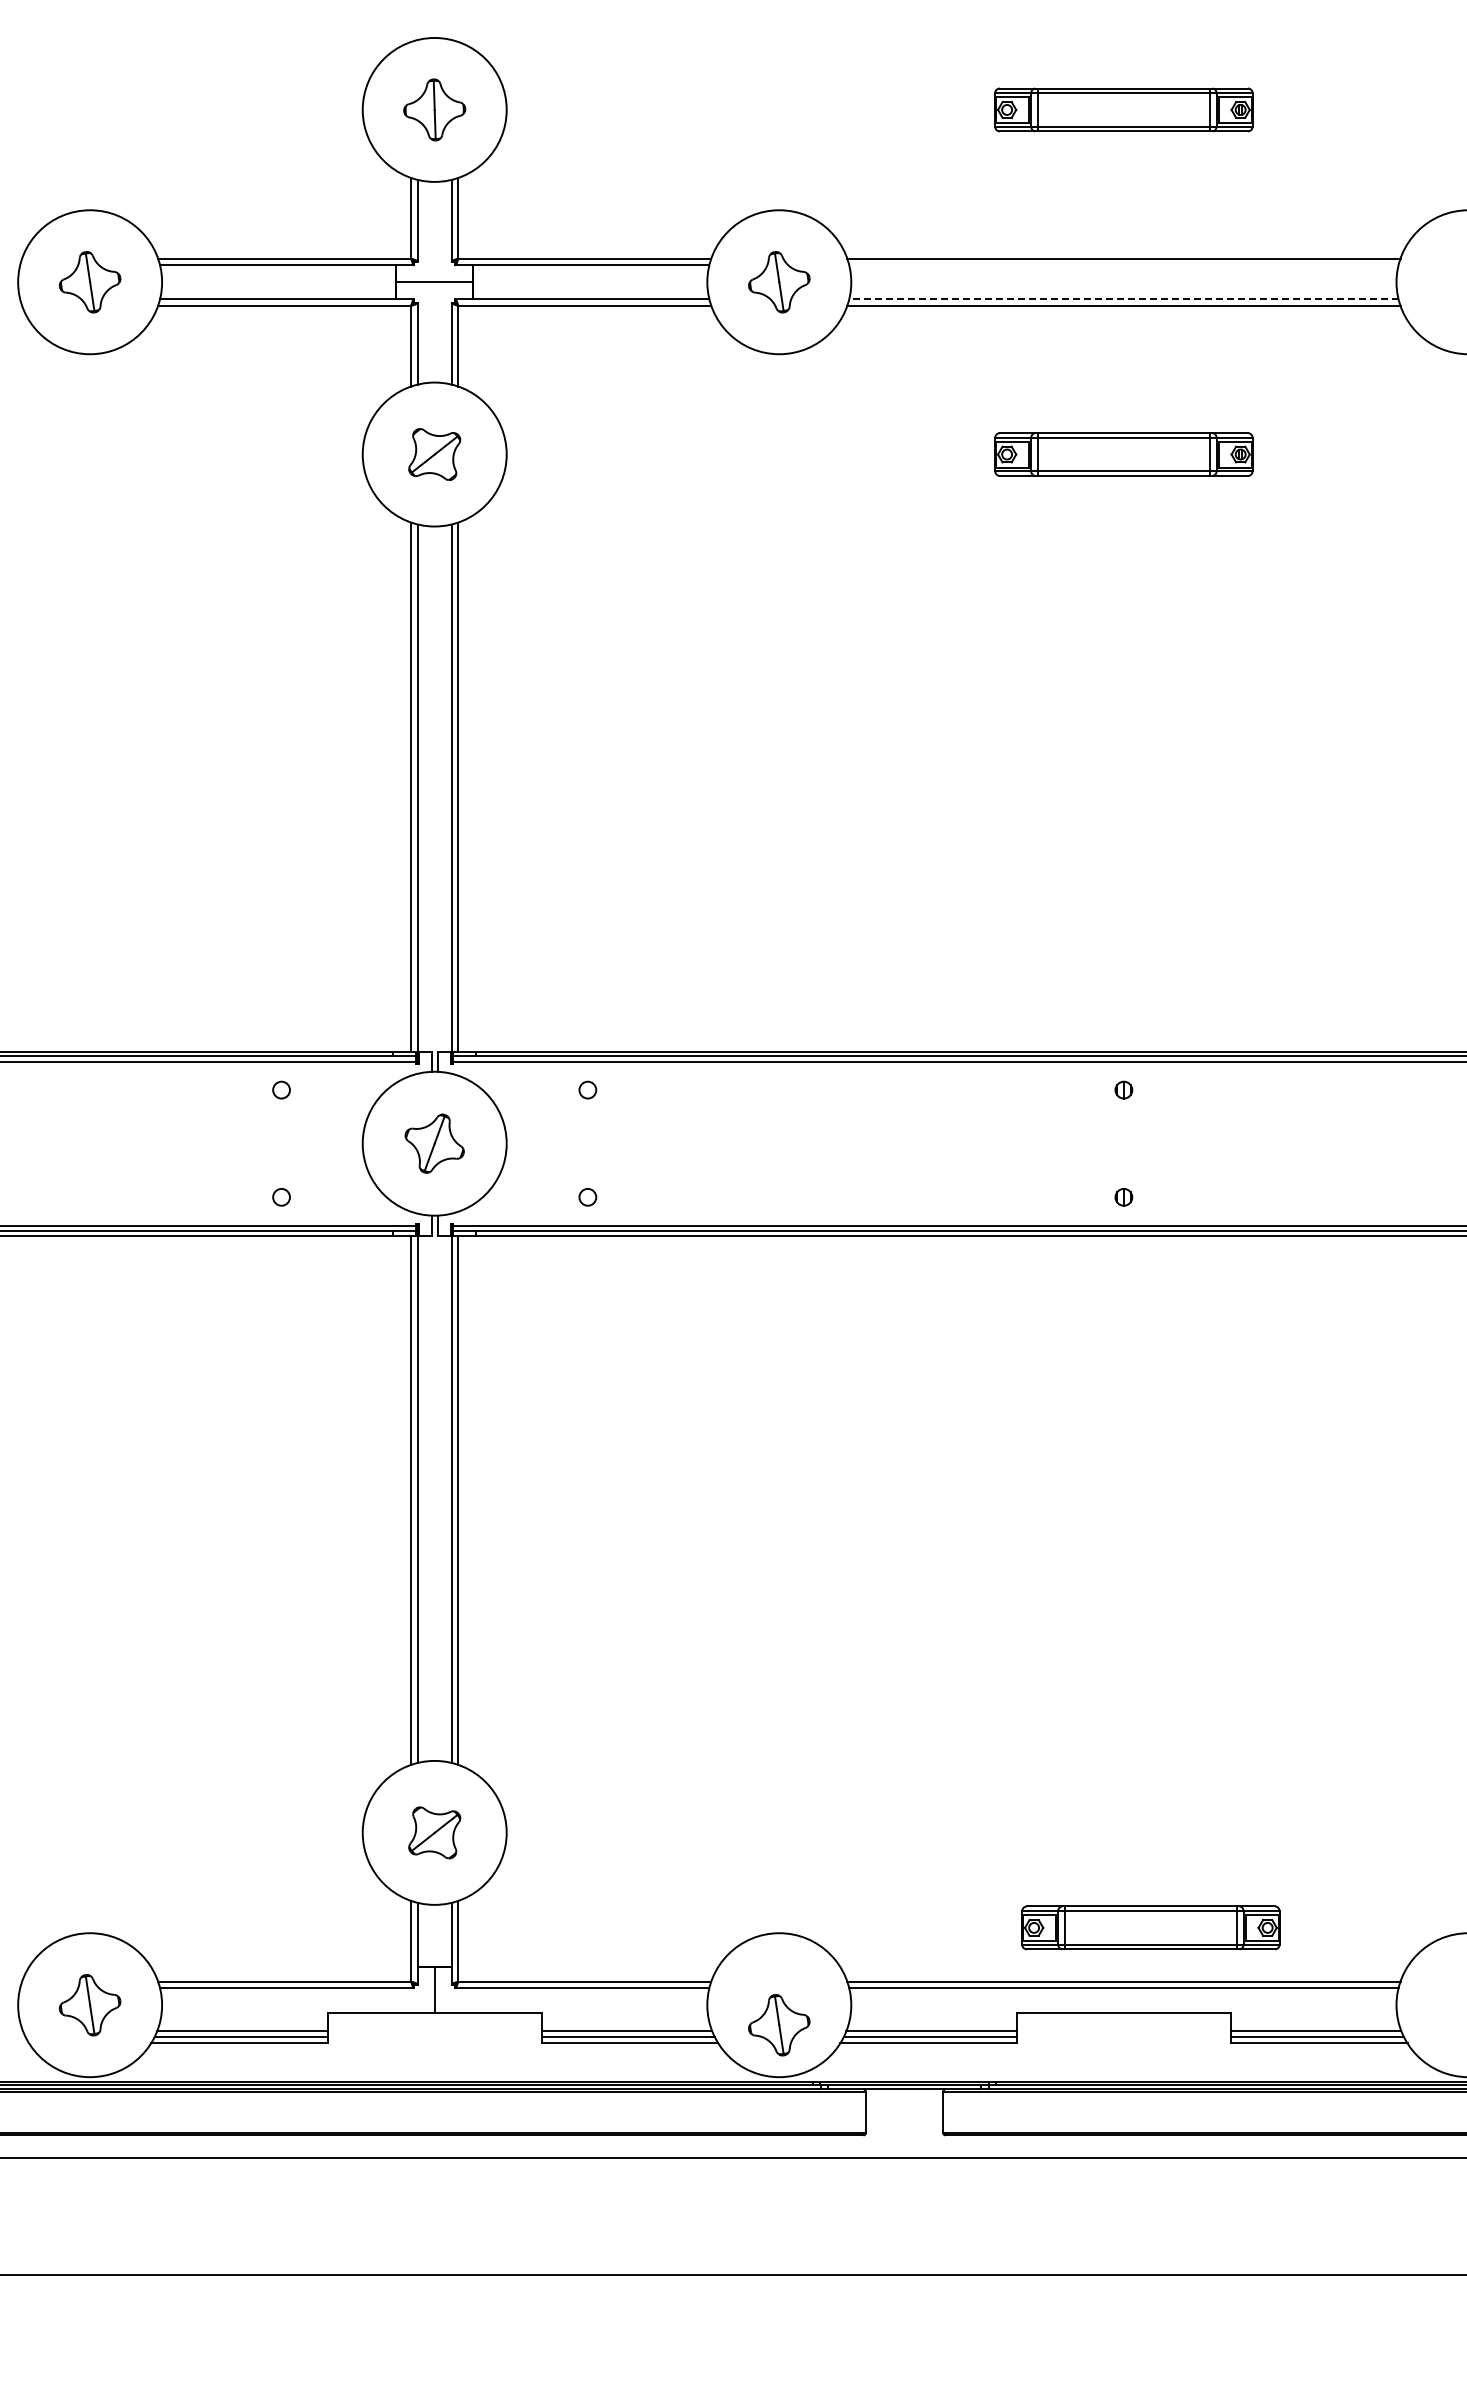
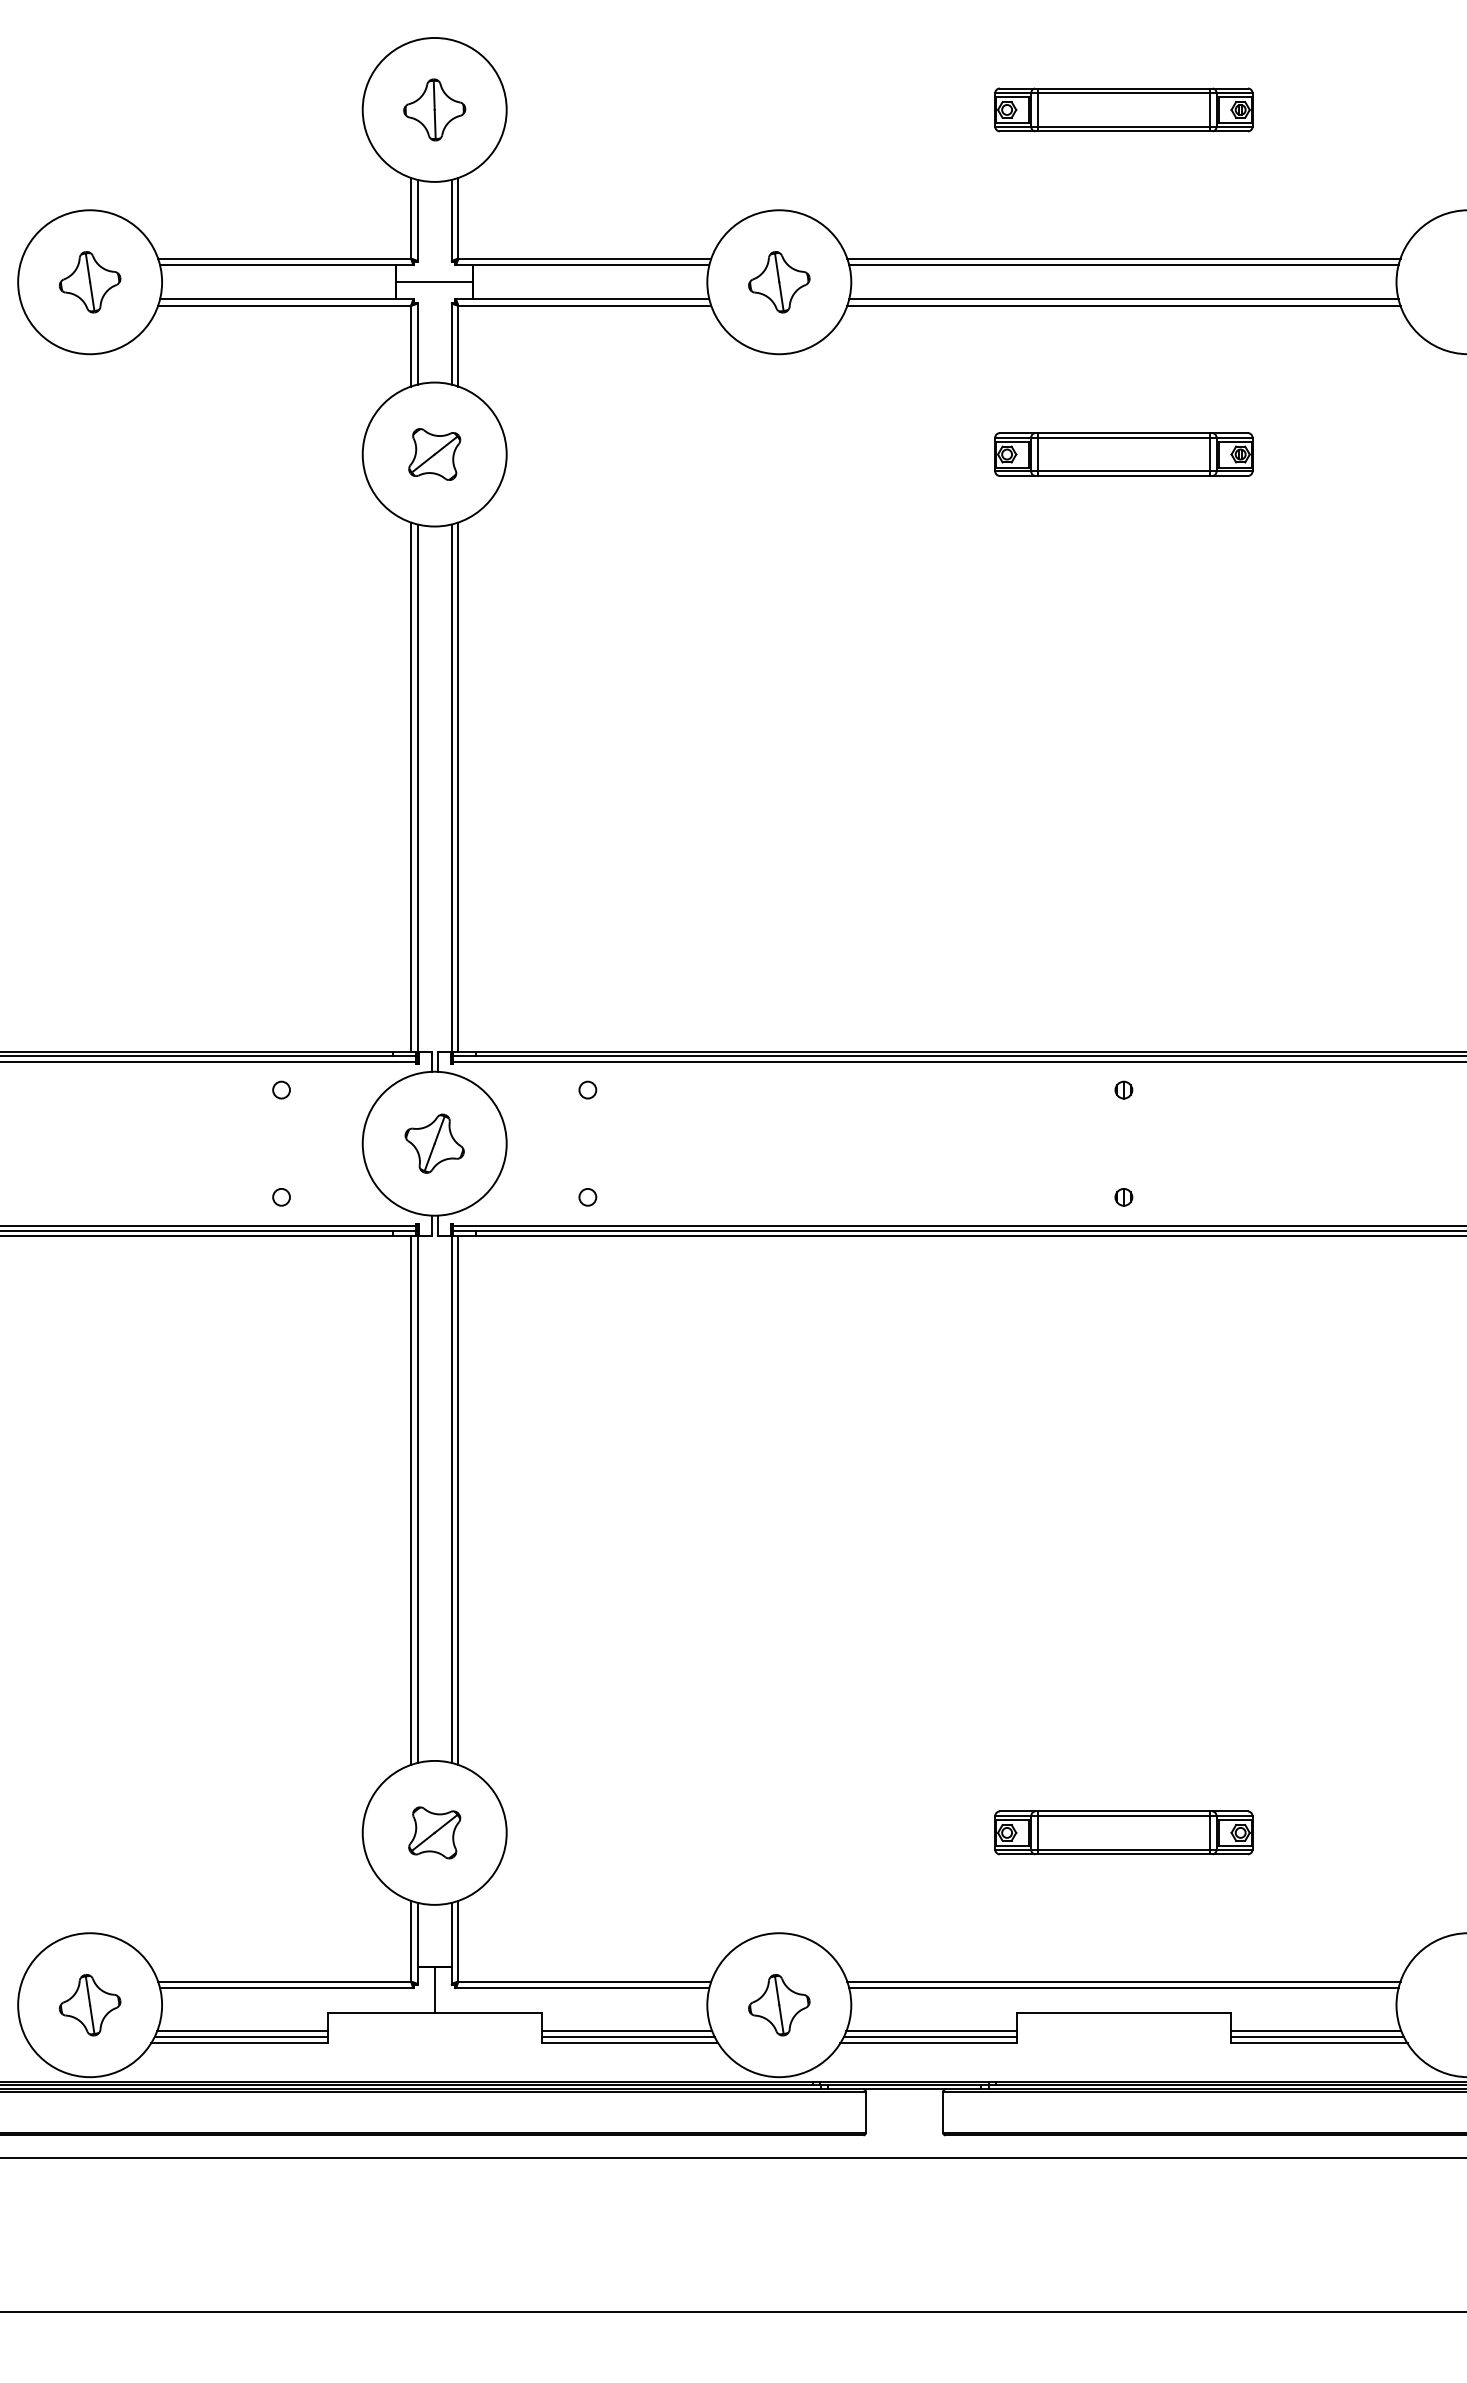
line: none -> present (1123, 265)
line: dashed -> solid (1123, 299)
part position: (1150, 1927) -> (1123, 1832) (1123, 1832)
part position: (779, 2025) -> (779, 2005) (779, 2005)
line position: (732, 2274) -> (732, 2311) (732, 2311)
